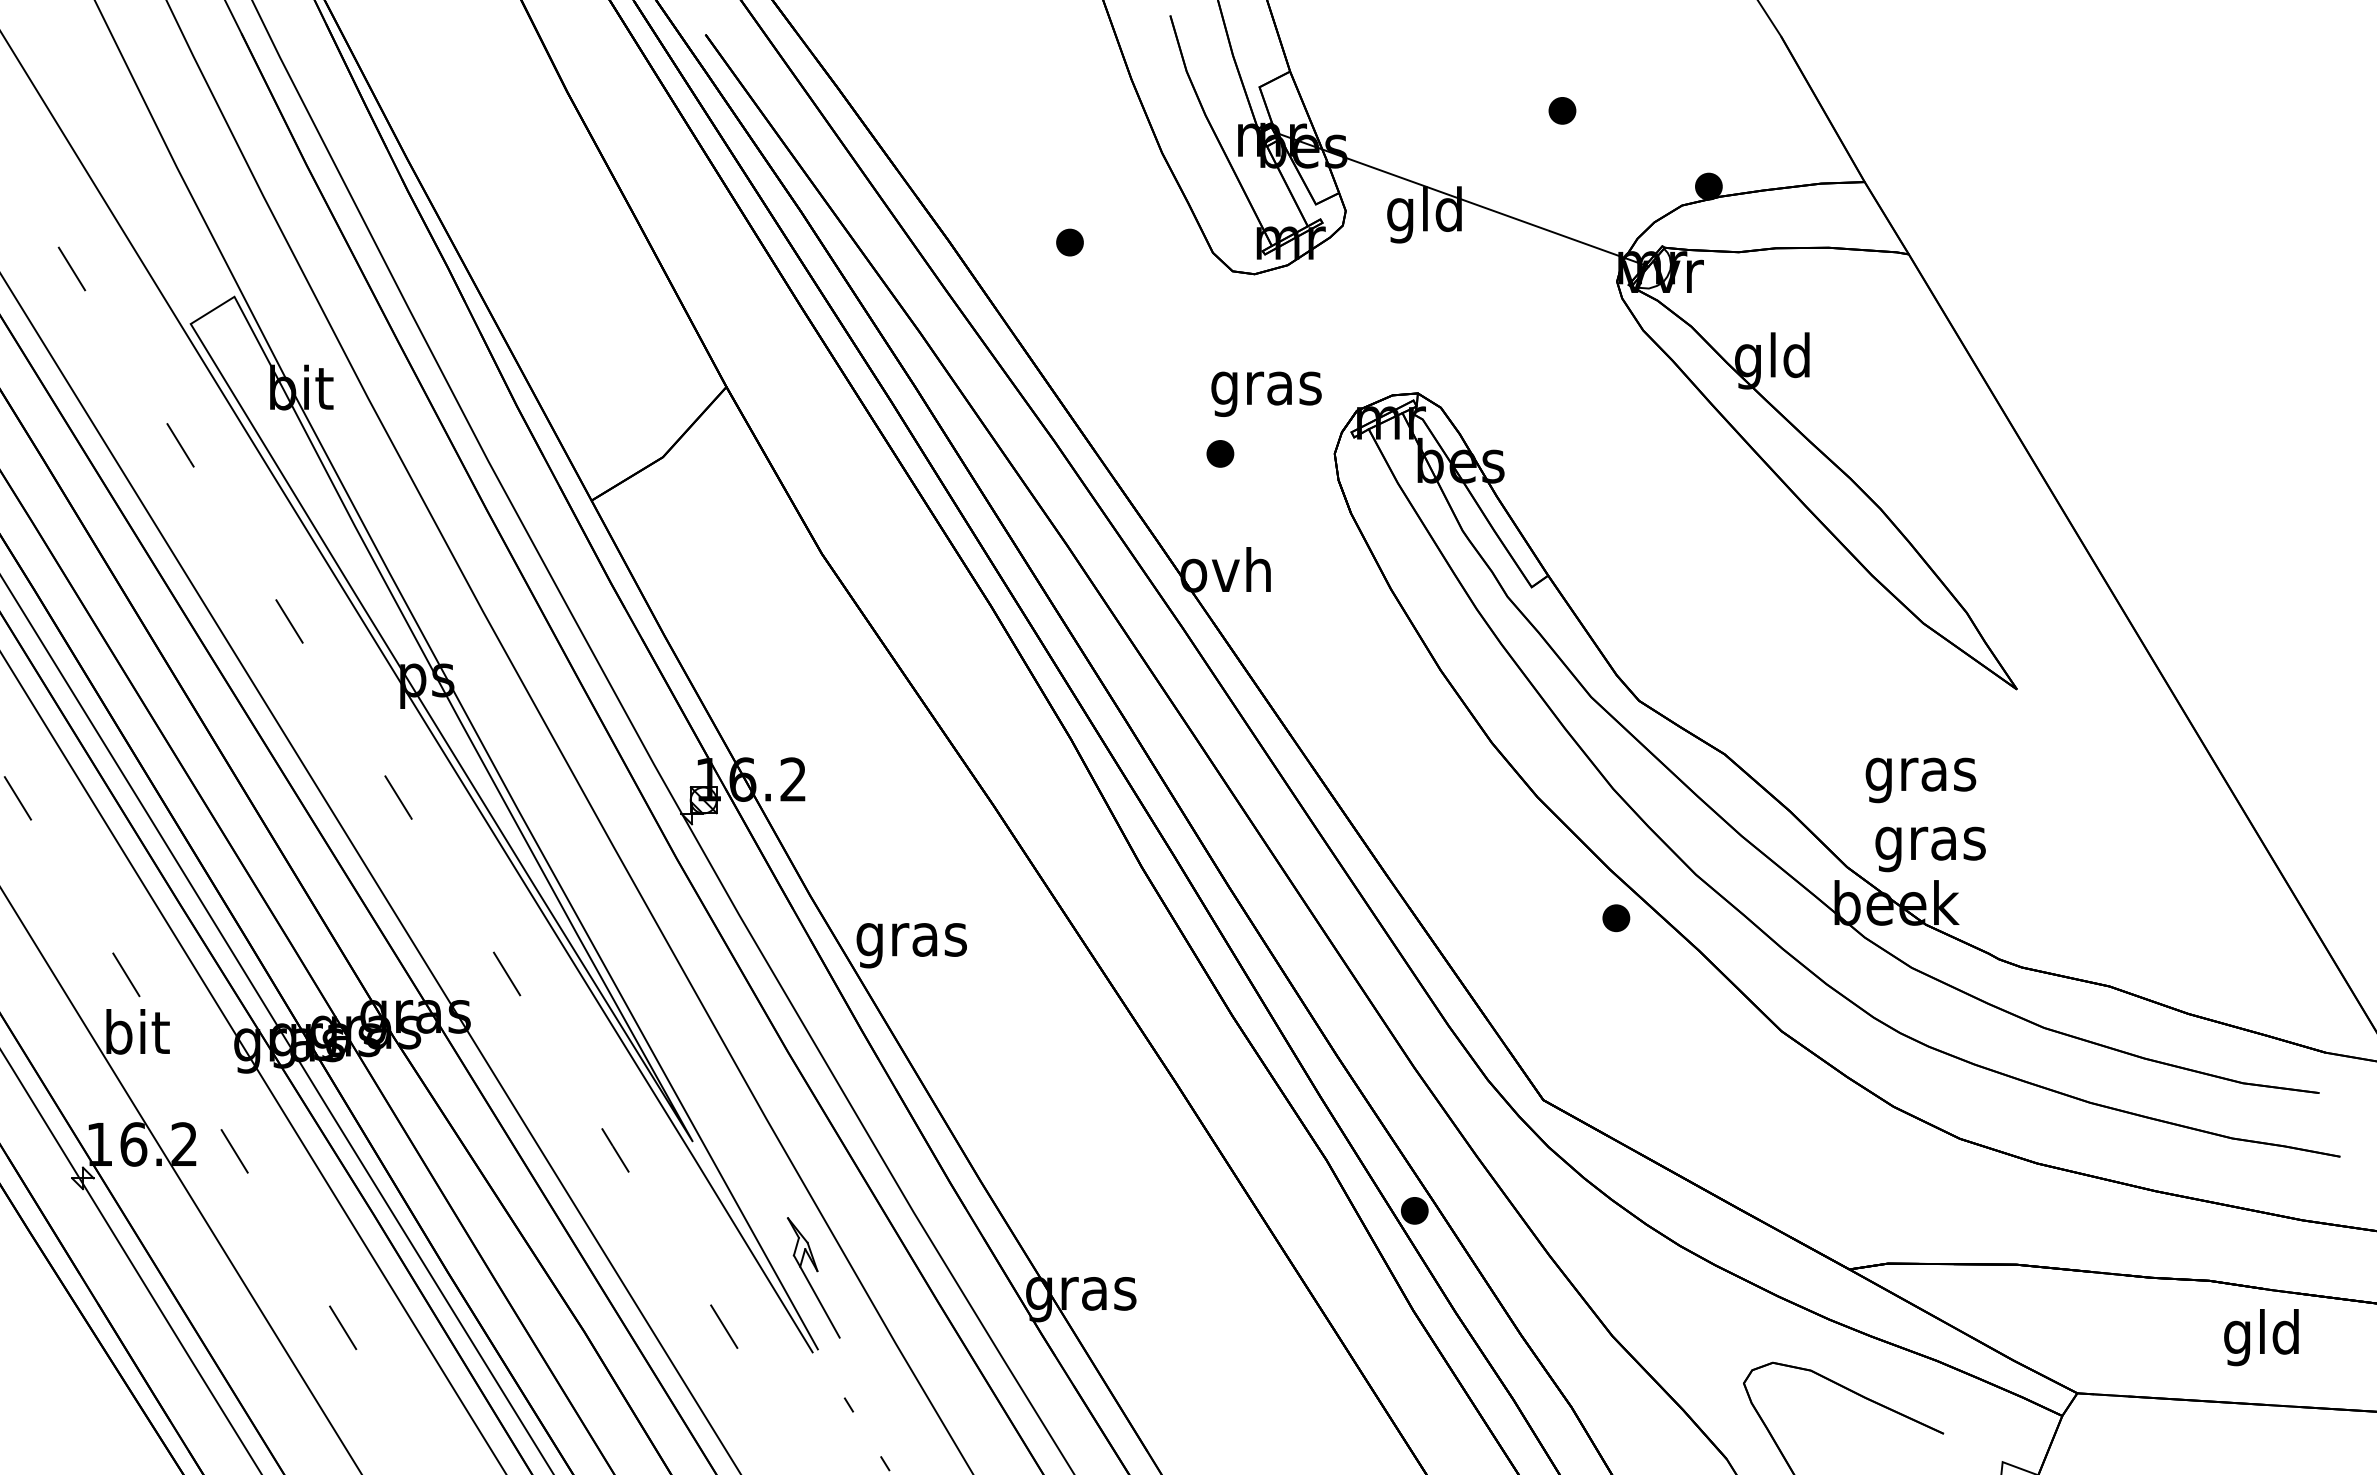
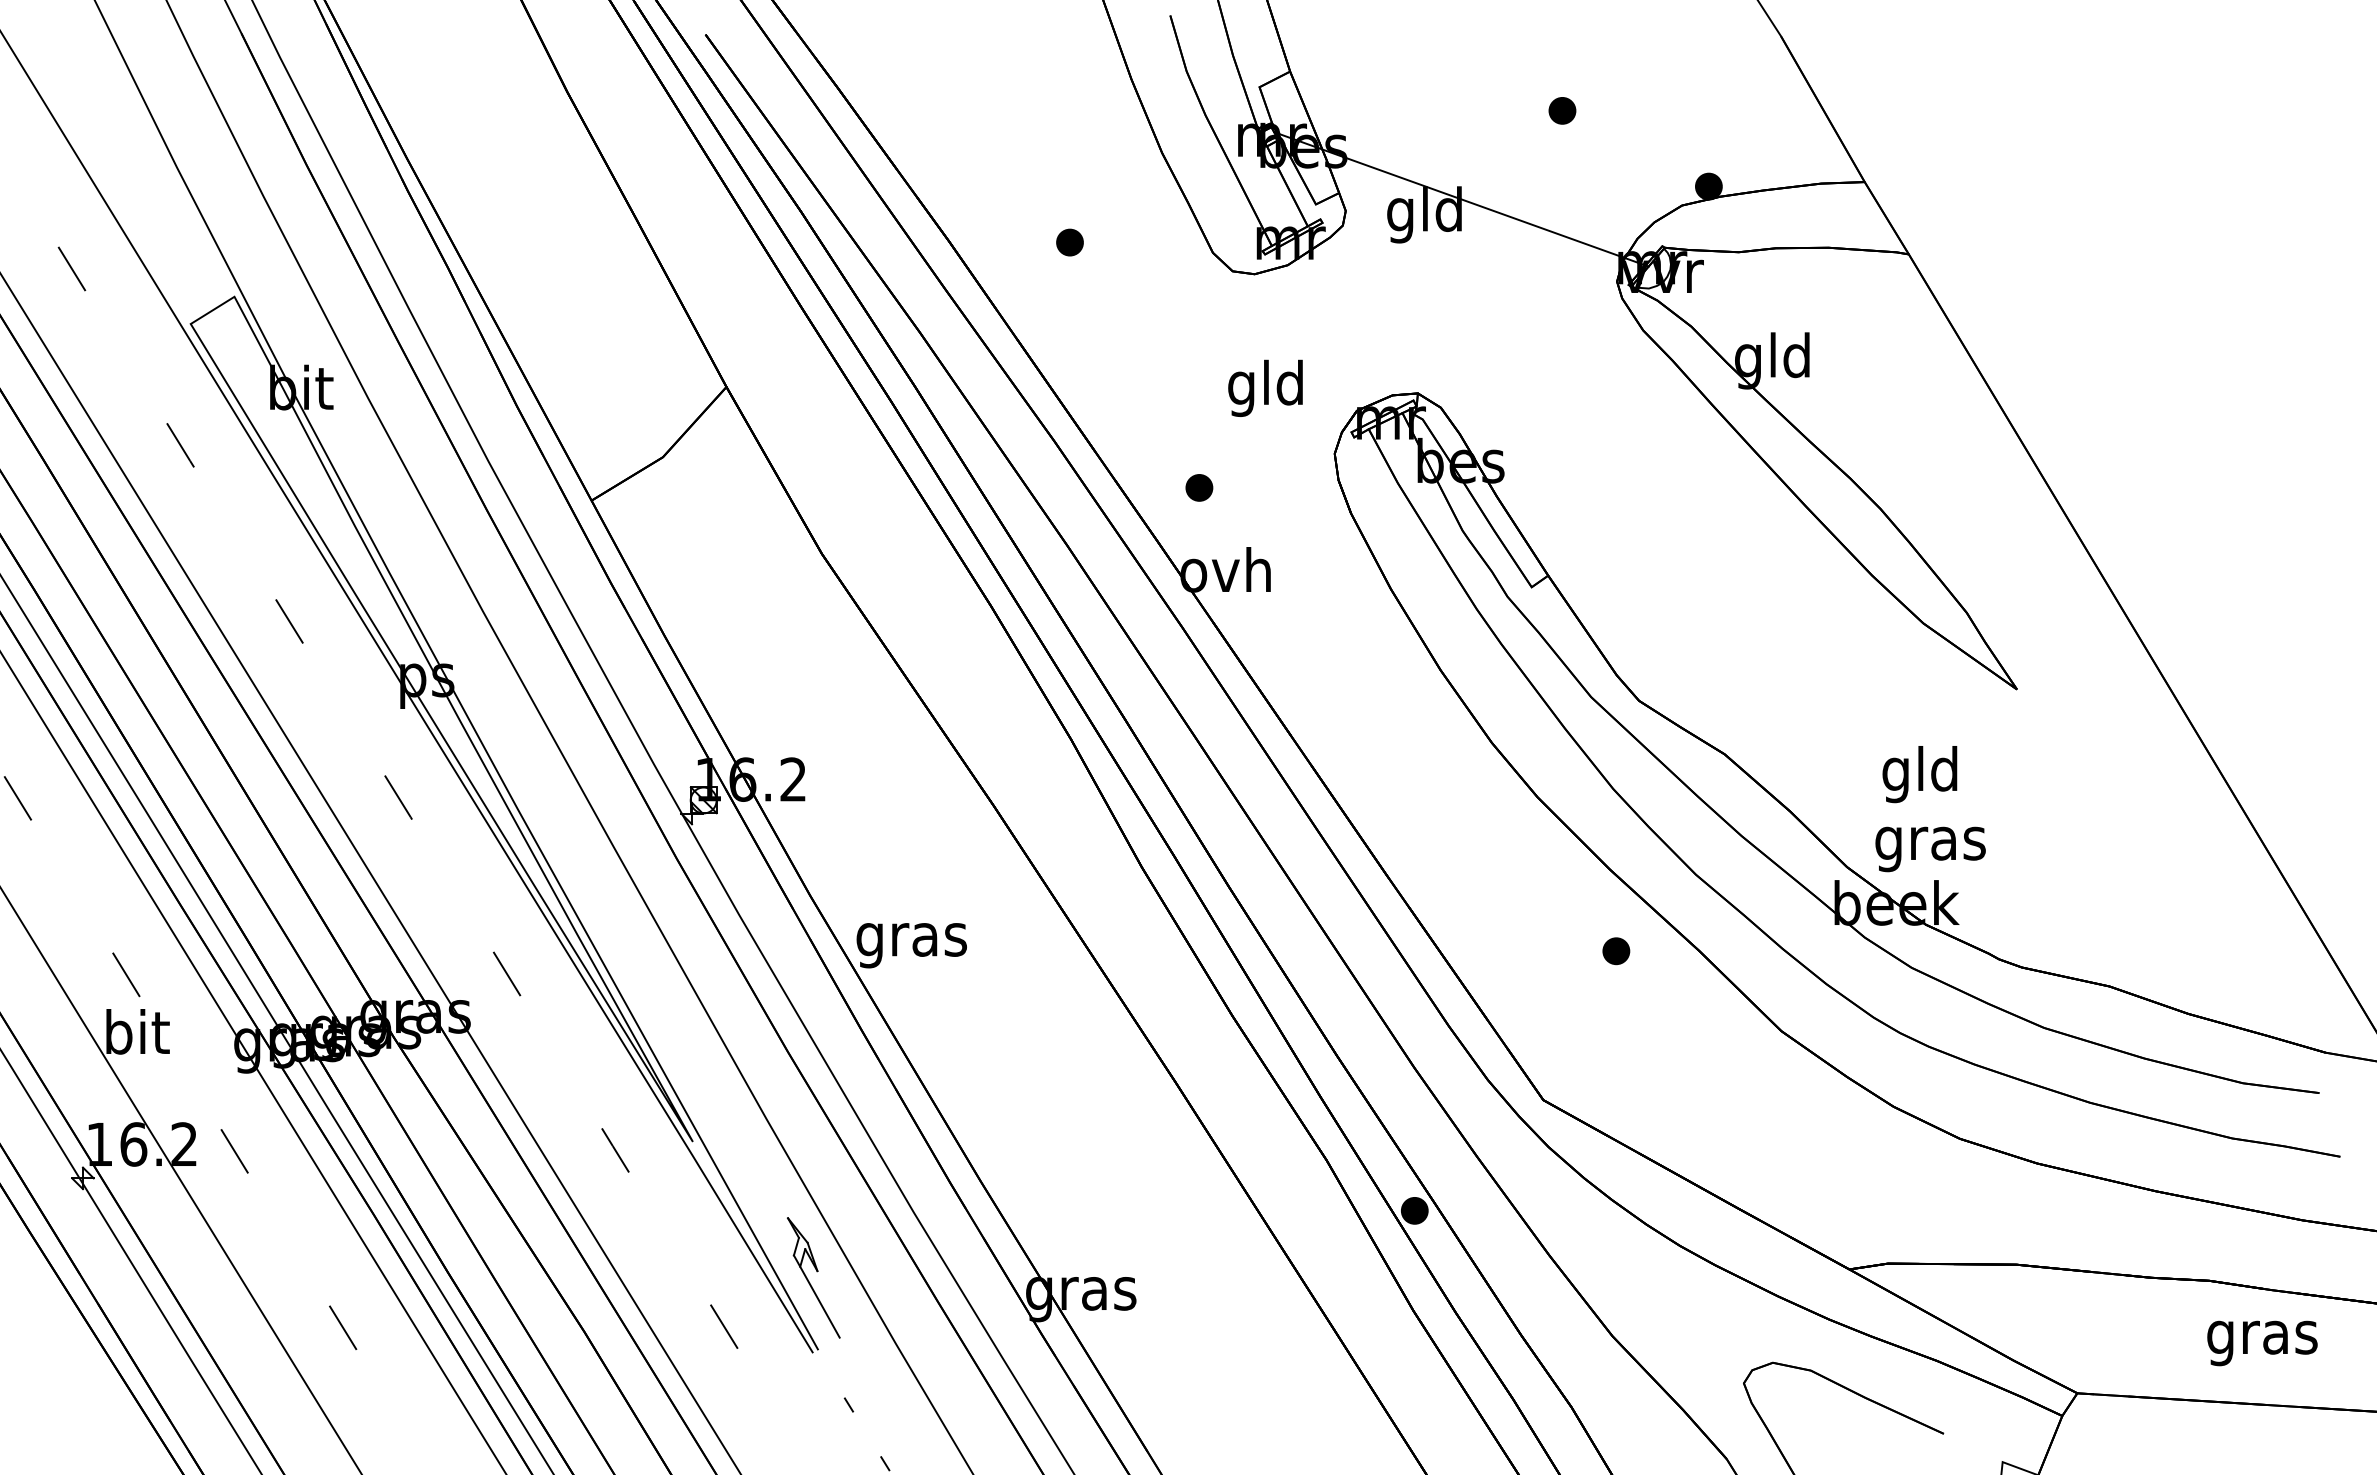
text: gras -> gld (1266, 387)
part position: (1220, 453) -> (1199, 487) (1199, 487)
text: gras -> gld (1920, 774)
part position: (1616, 918) -> (1616, 951) (1616, 951)
text: gld -> gras (2262, 1337)
